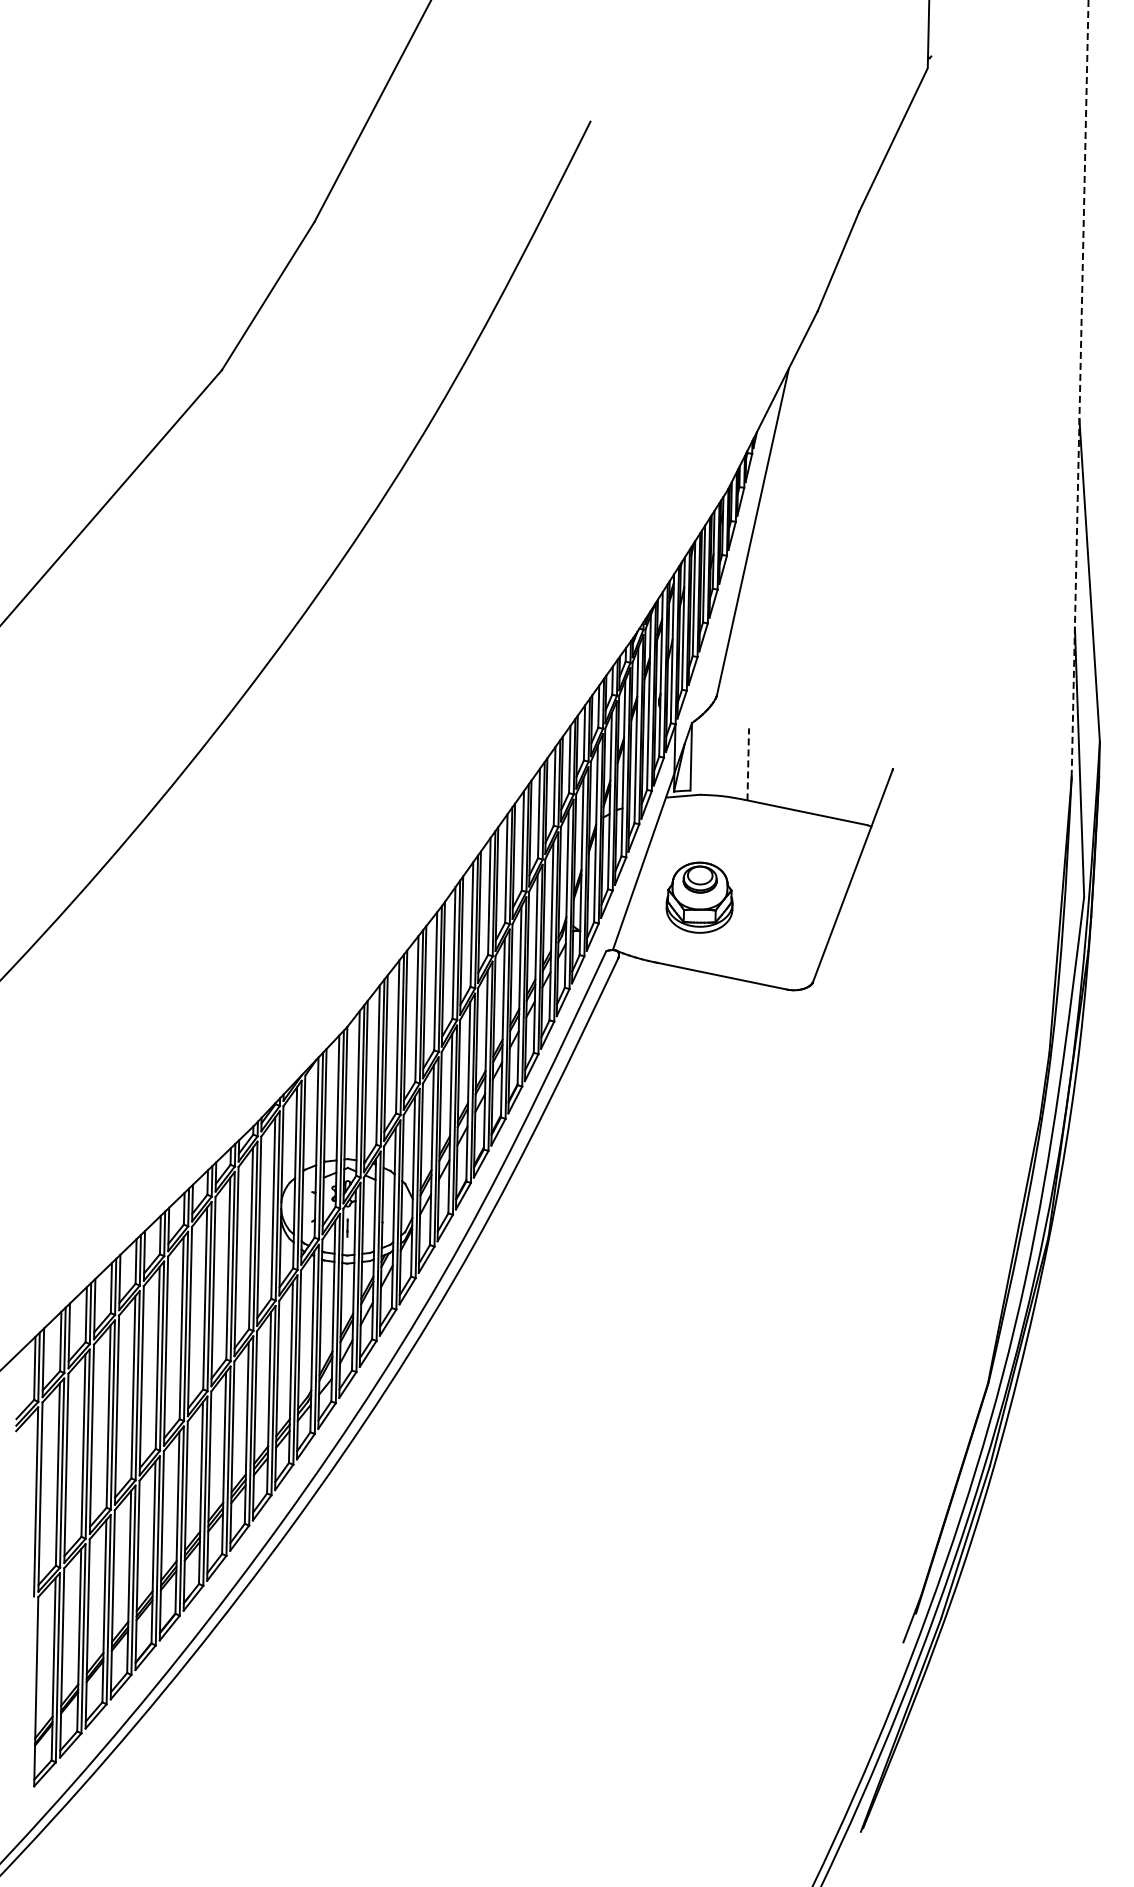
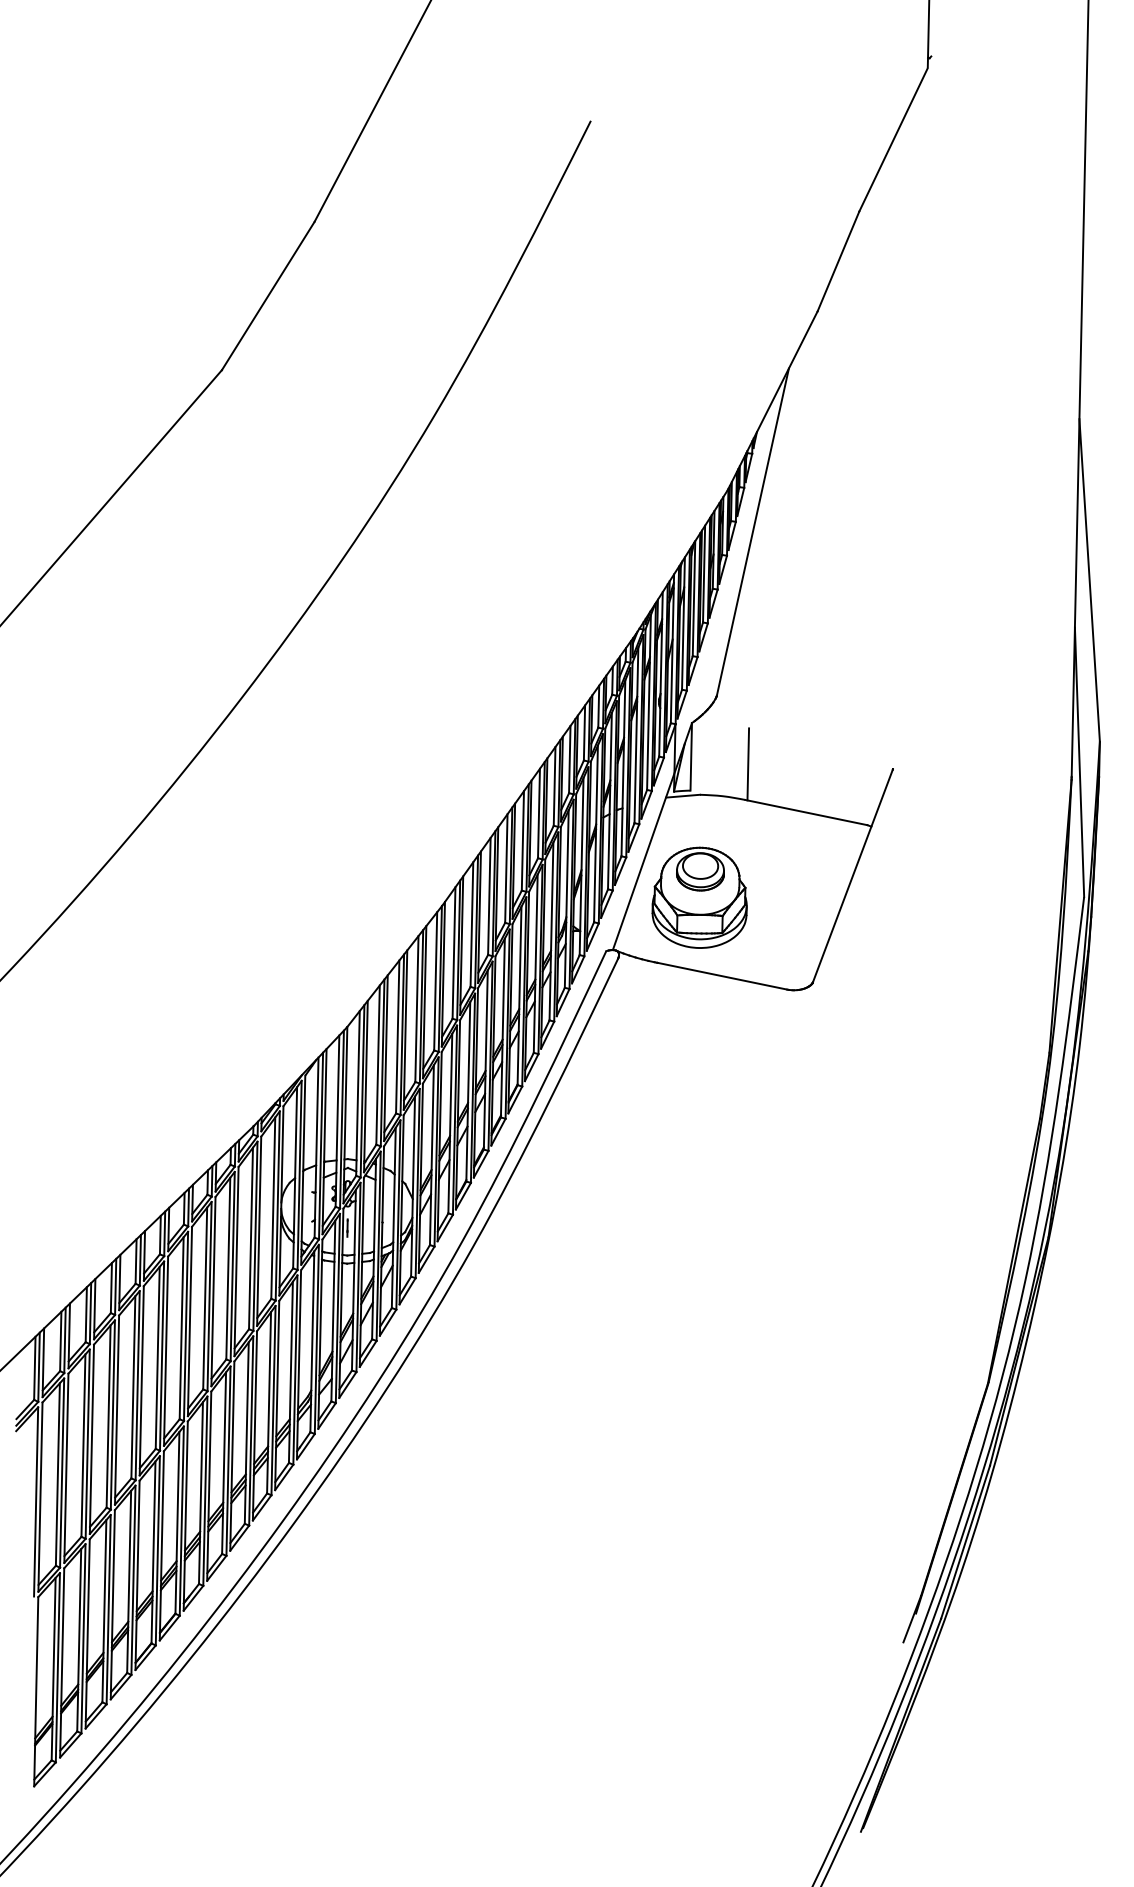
line: dashed -> solid (1080, 388)
line: dashed -> solid (748, 763)
part size: 69x73 px -> 97x103 px (699, 897)
